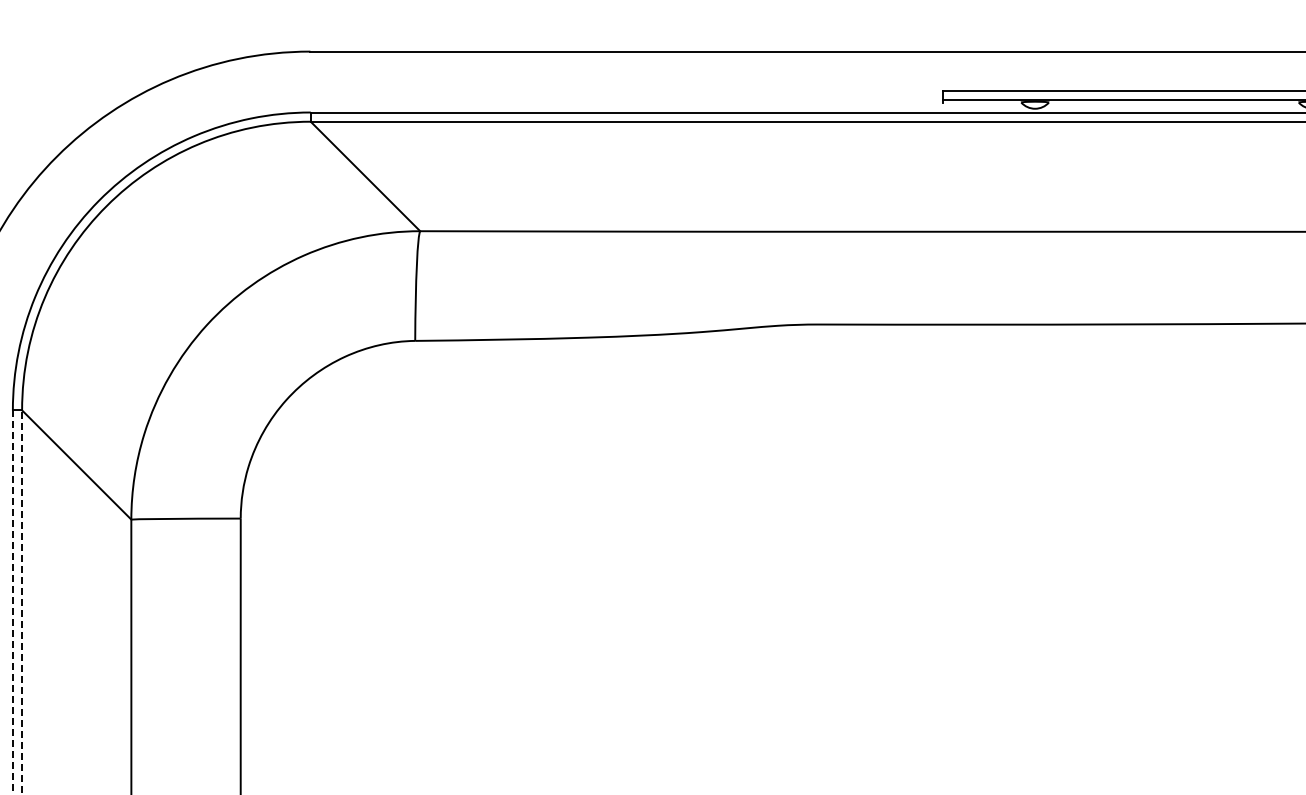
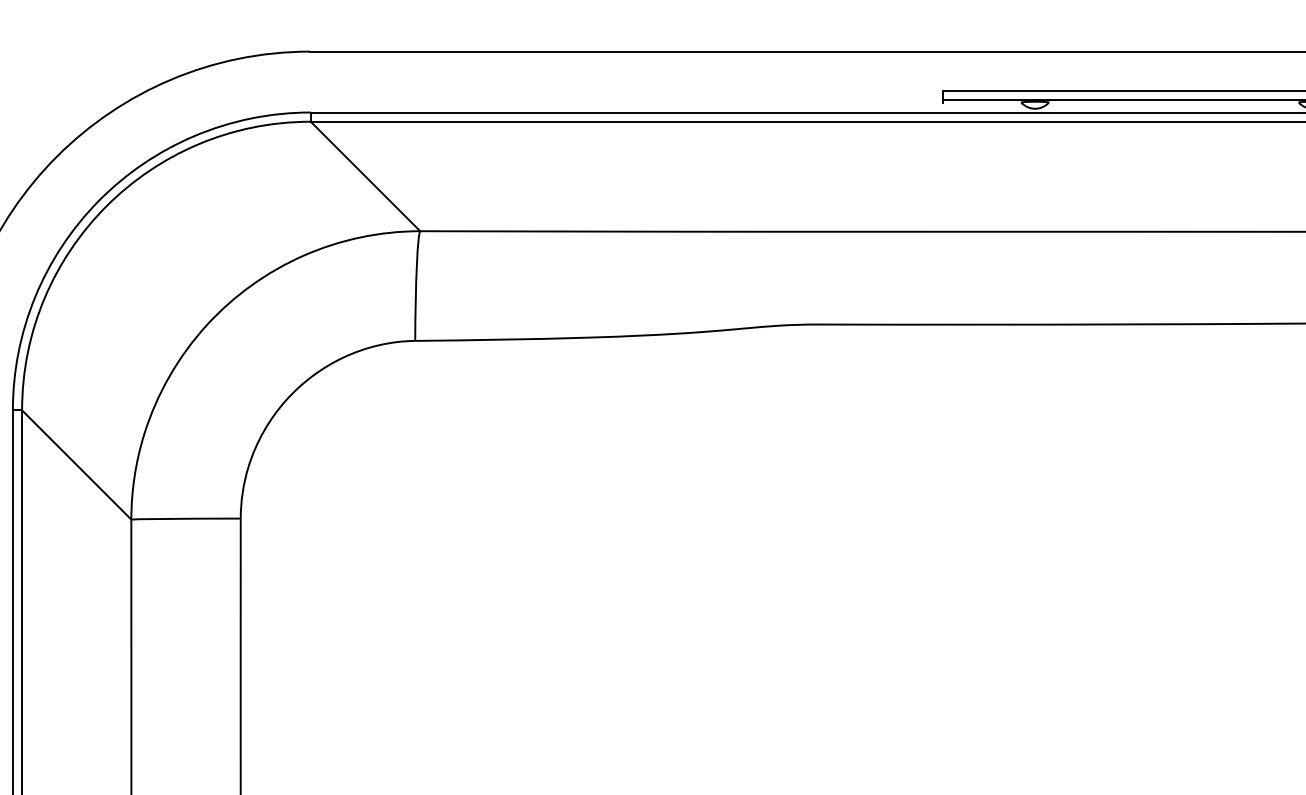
line: dashed -> solid (12, 602)
line: dashed -> solid (22, 602)
